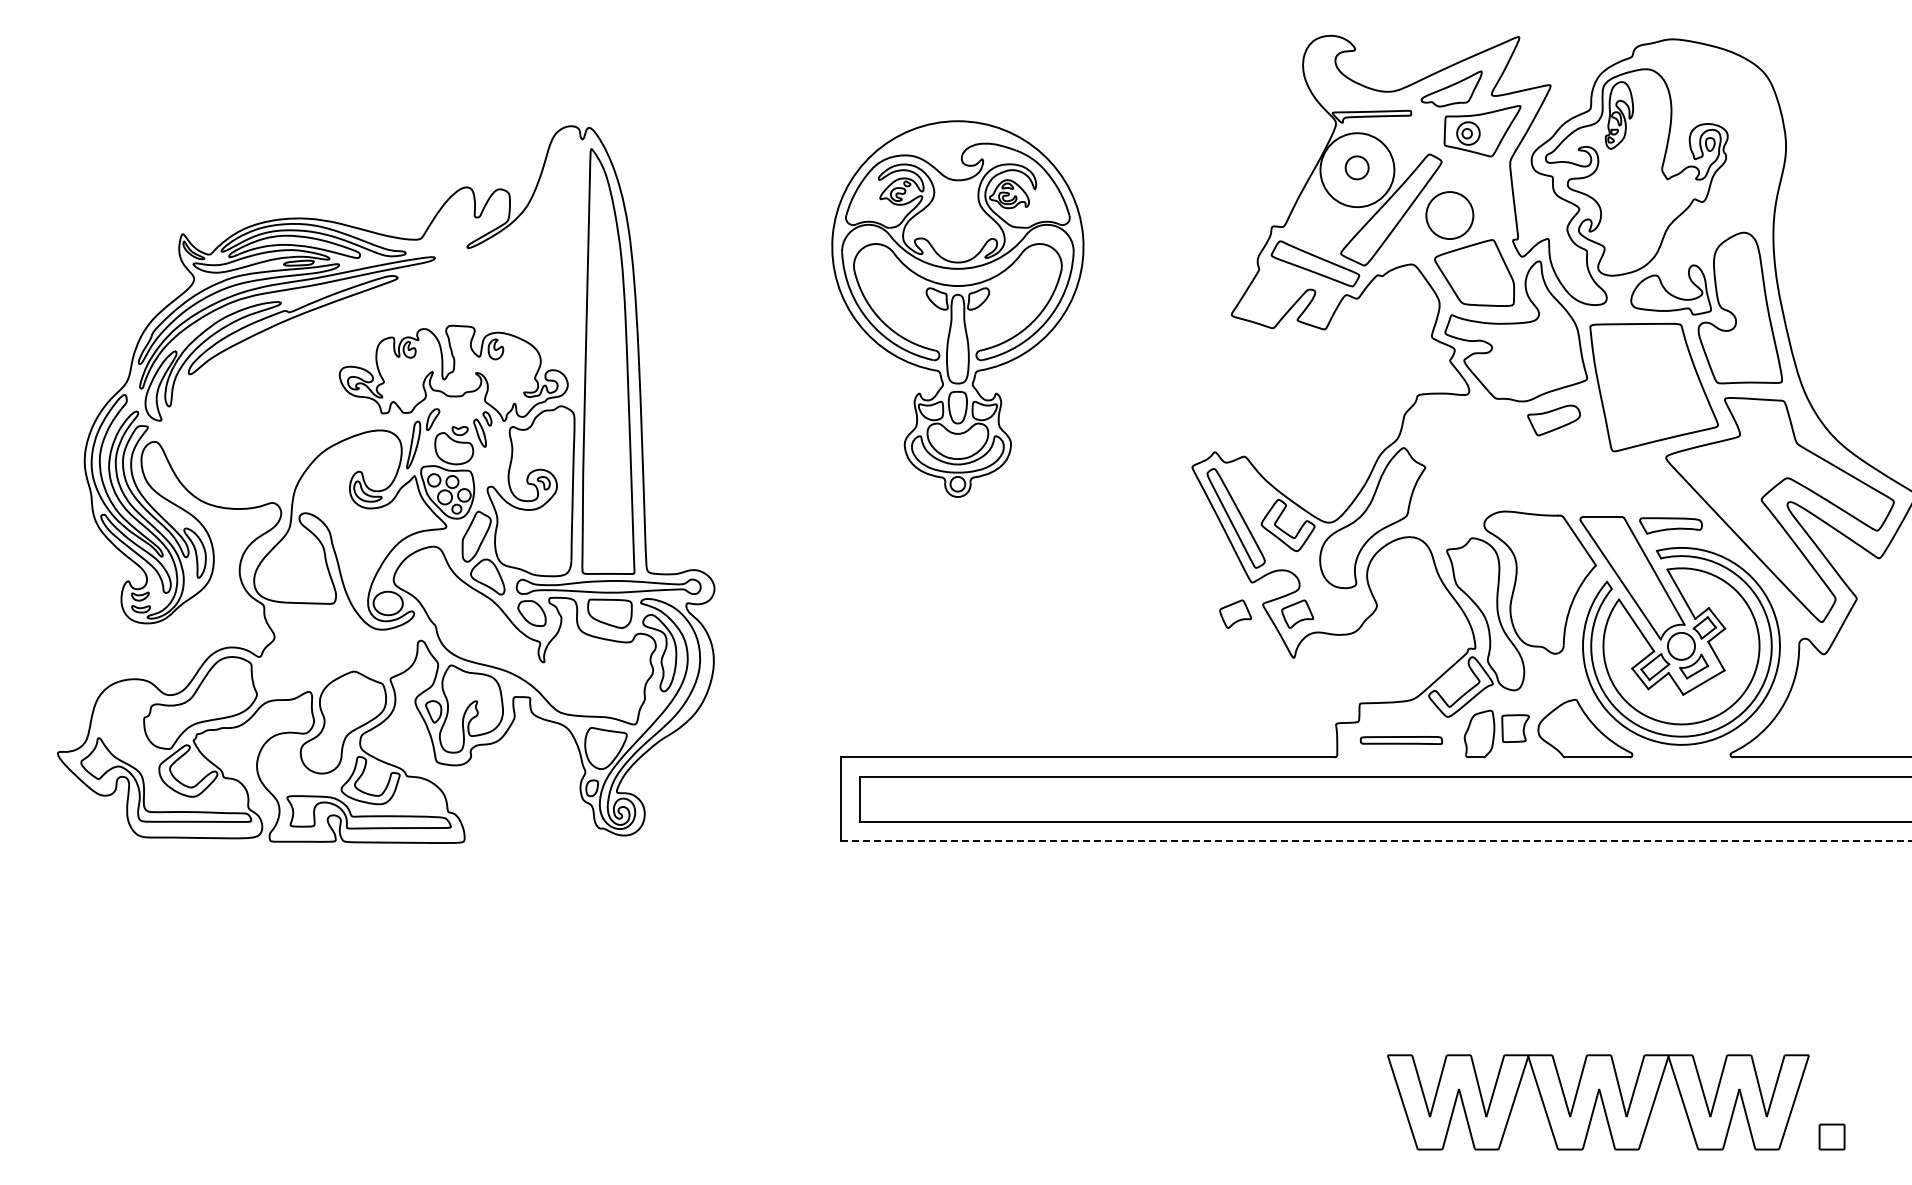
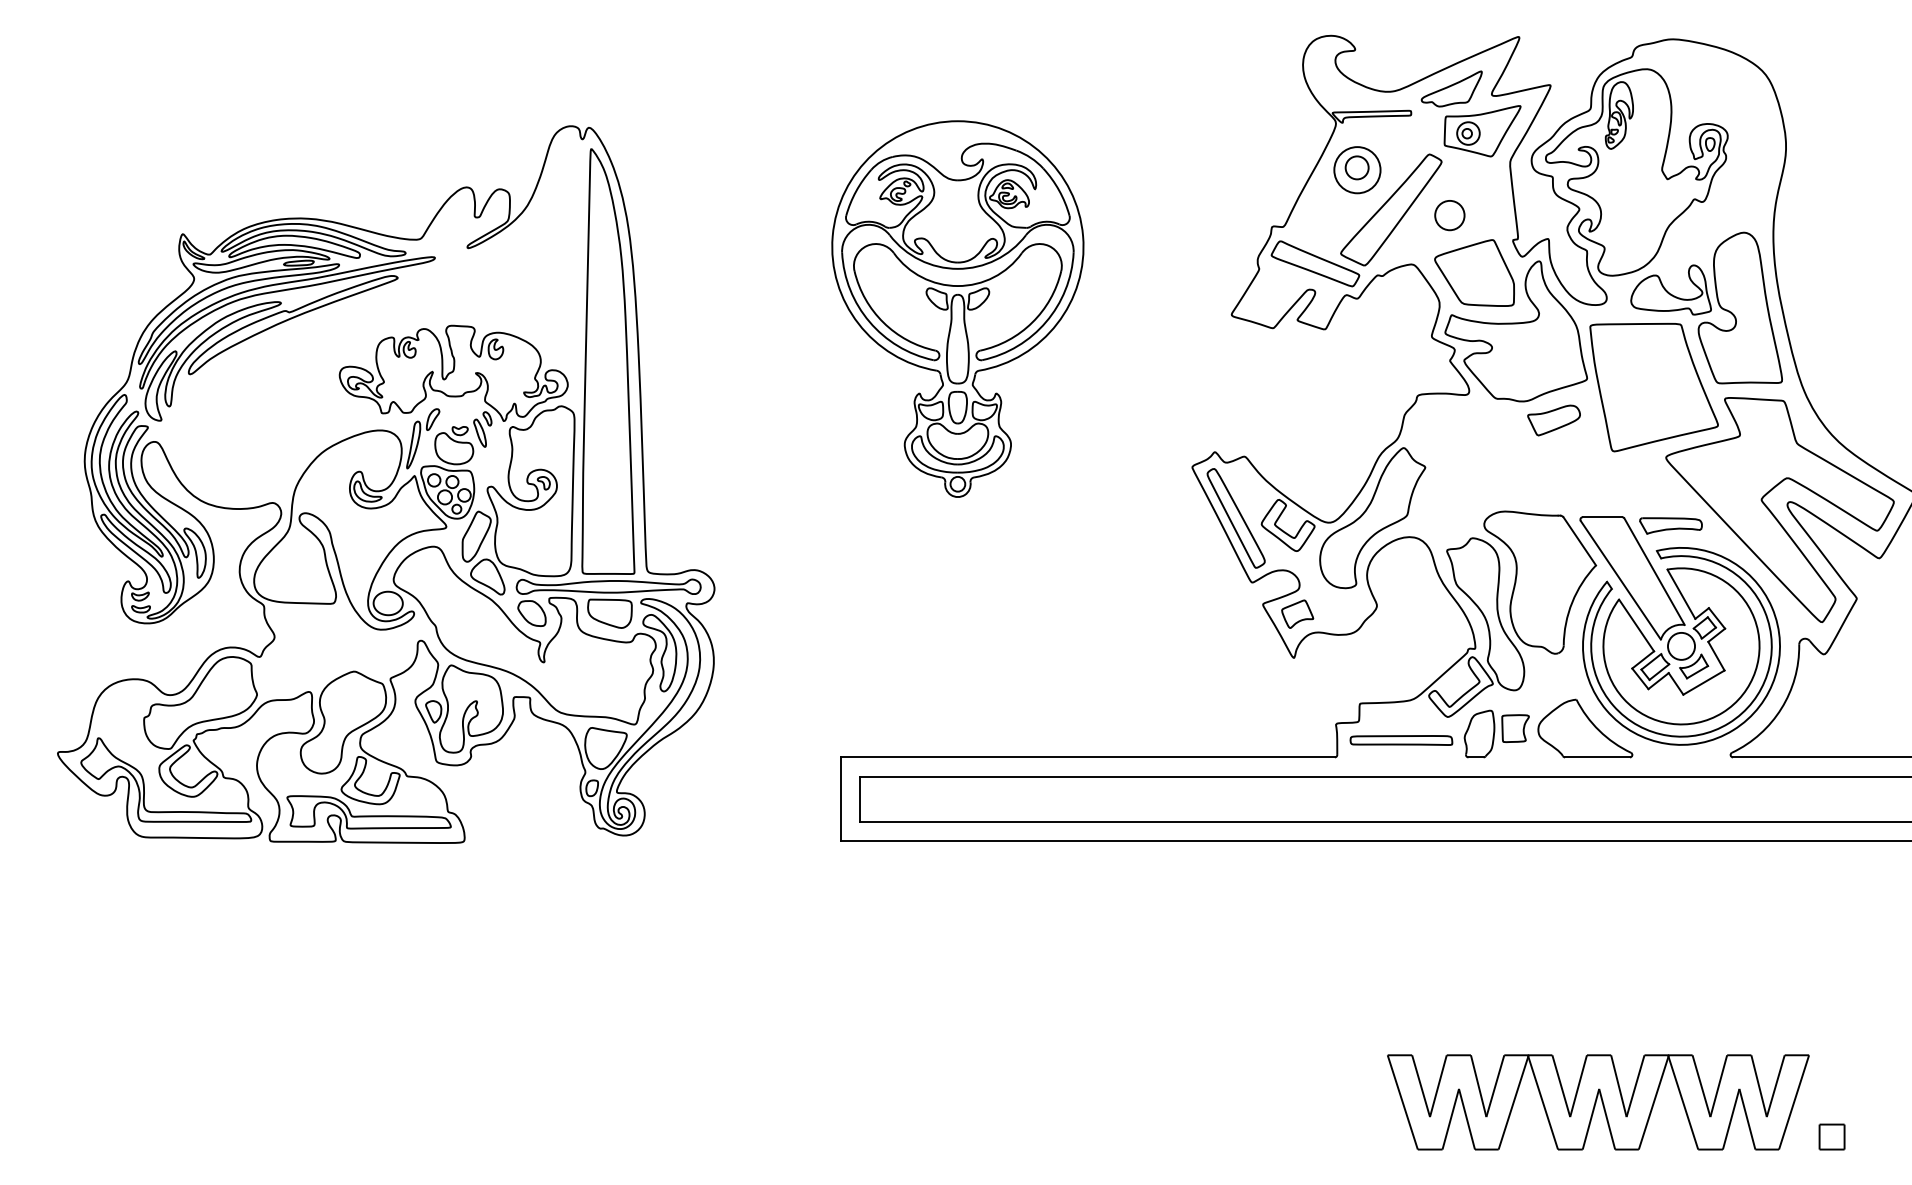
circle diameter: 74 px -> 46 px (1357, 170)
circle diameter: 47 px -> 29 px (1449, 215)
part: present -> none (1235, 613)
part size: 85x9 px -> 105x11 px (1401, 740)
line: dashed -> solid (1376, 841)
